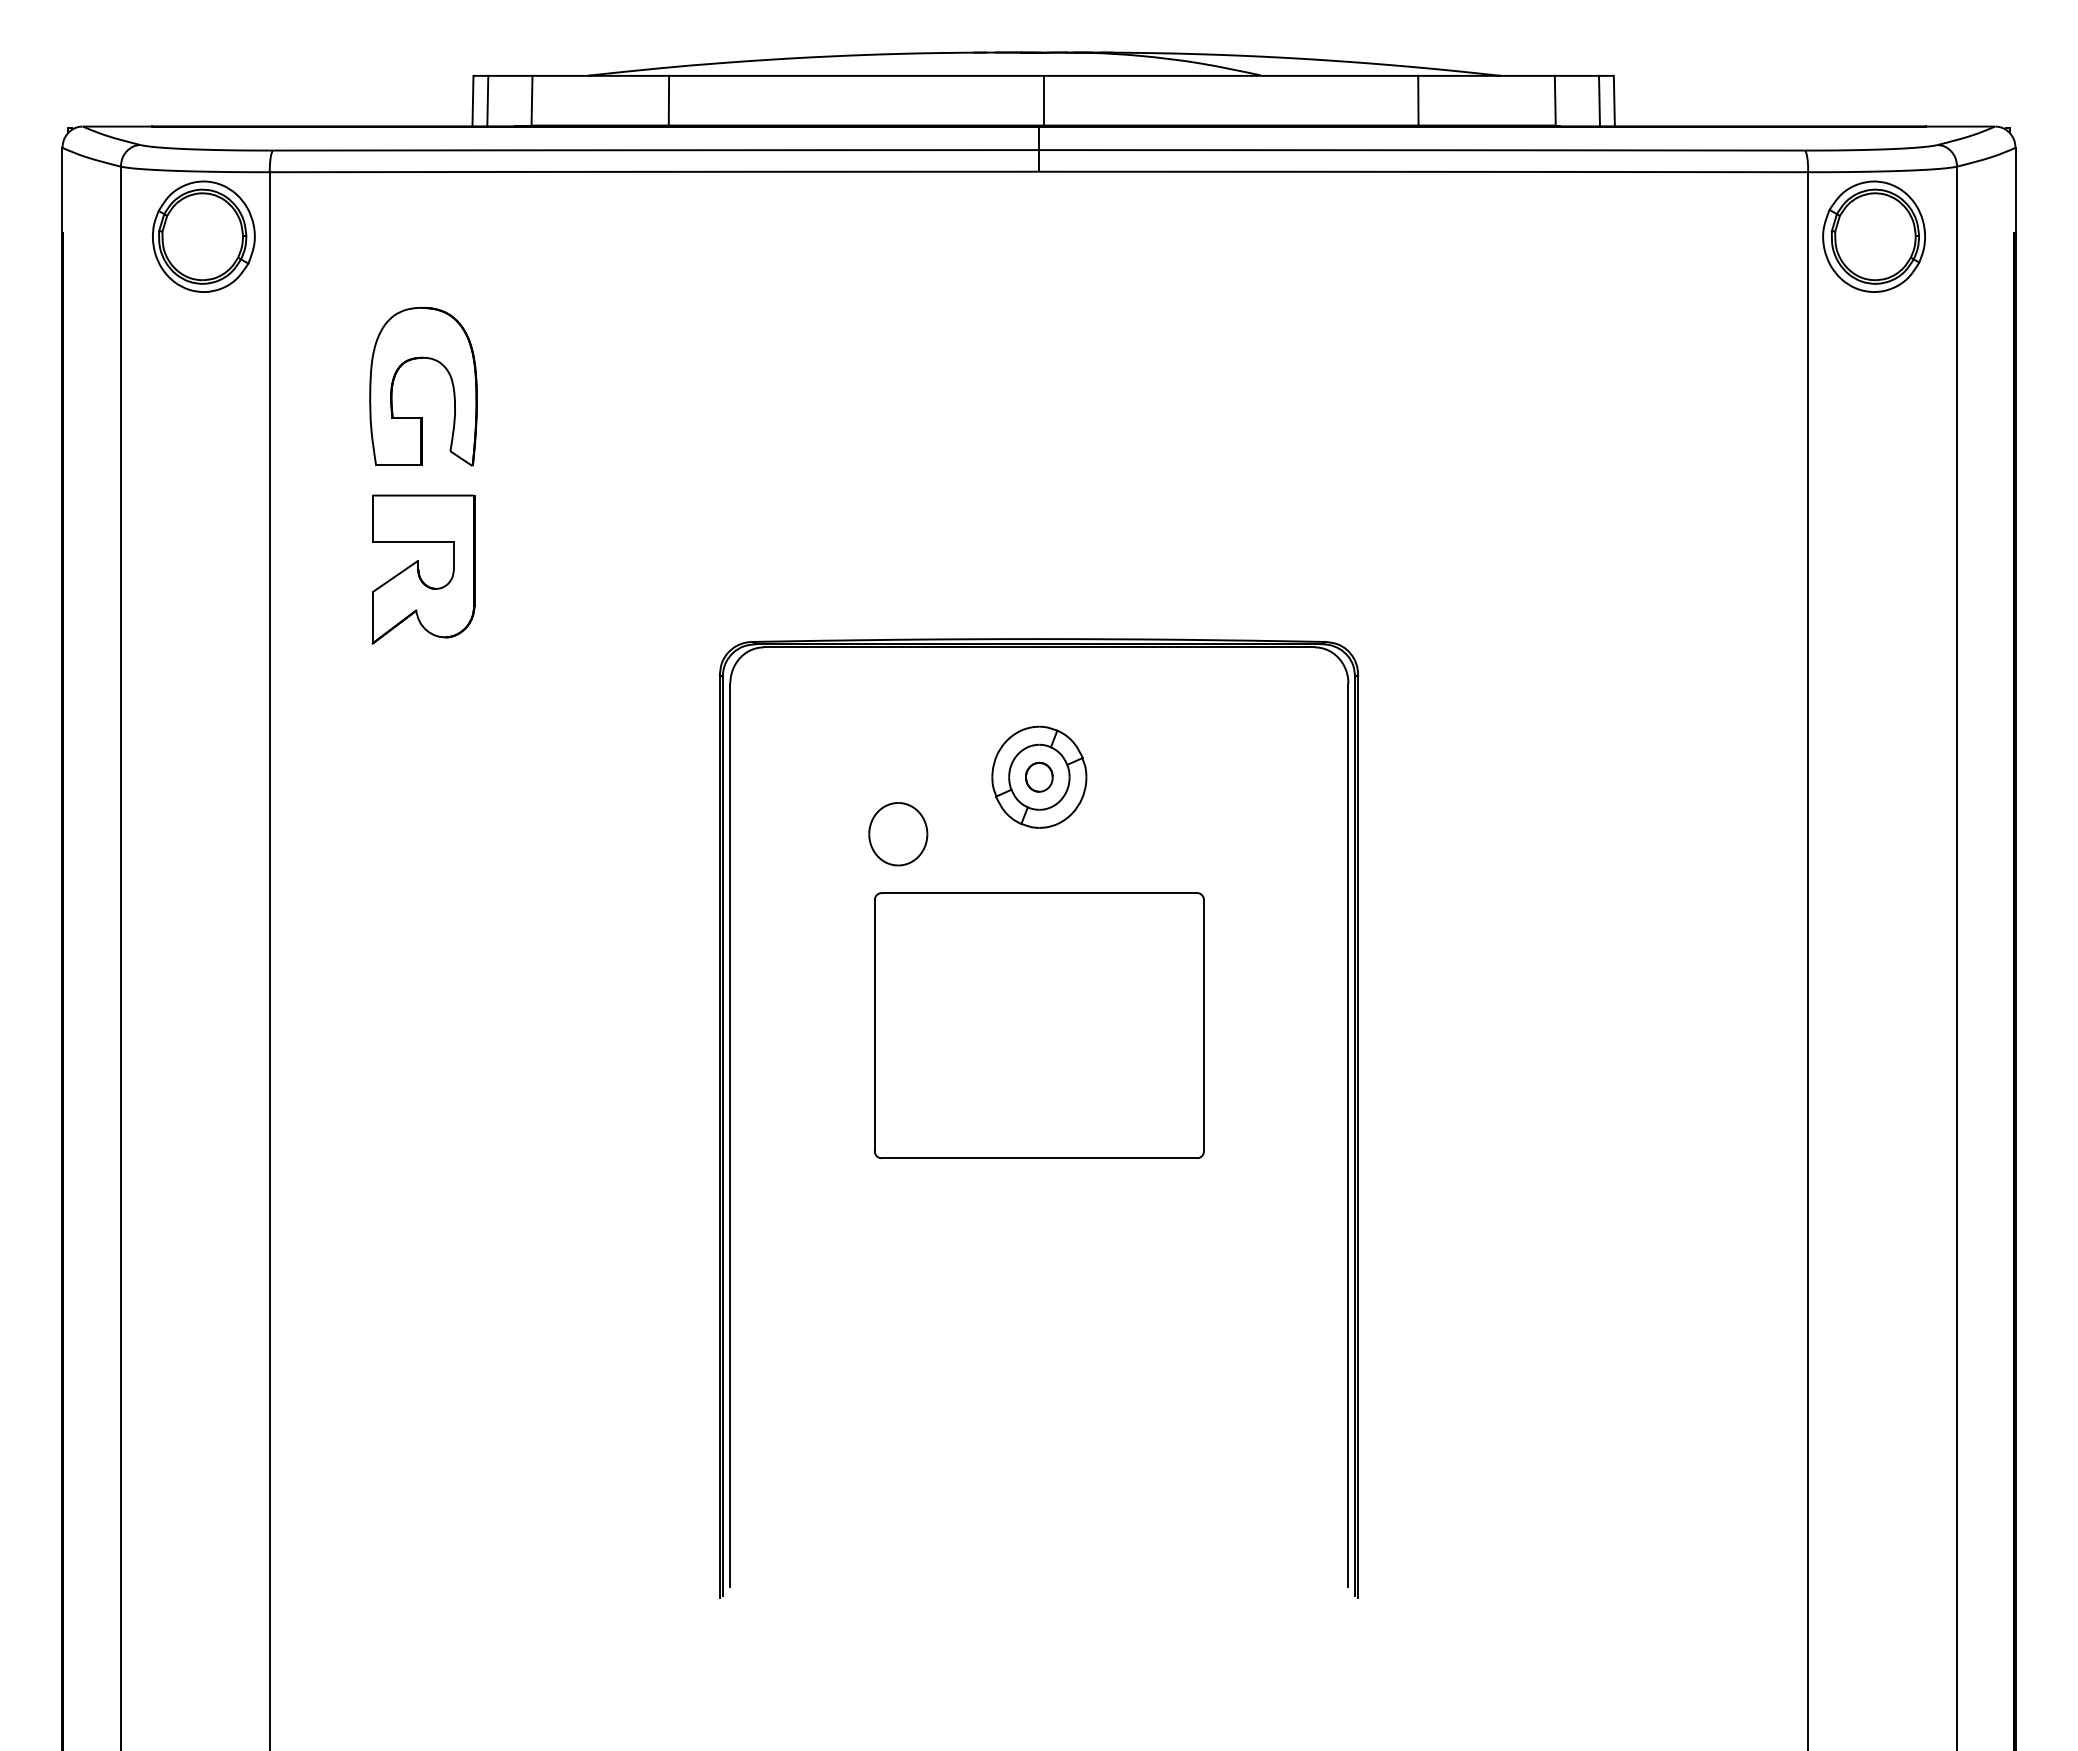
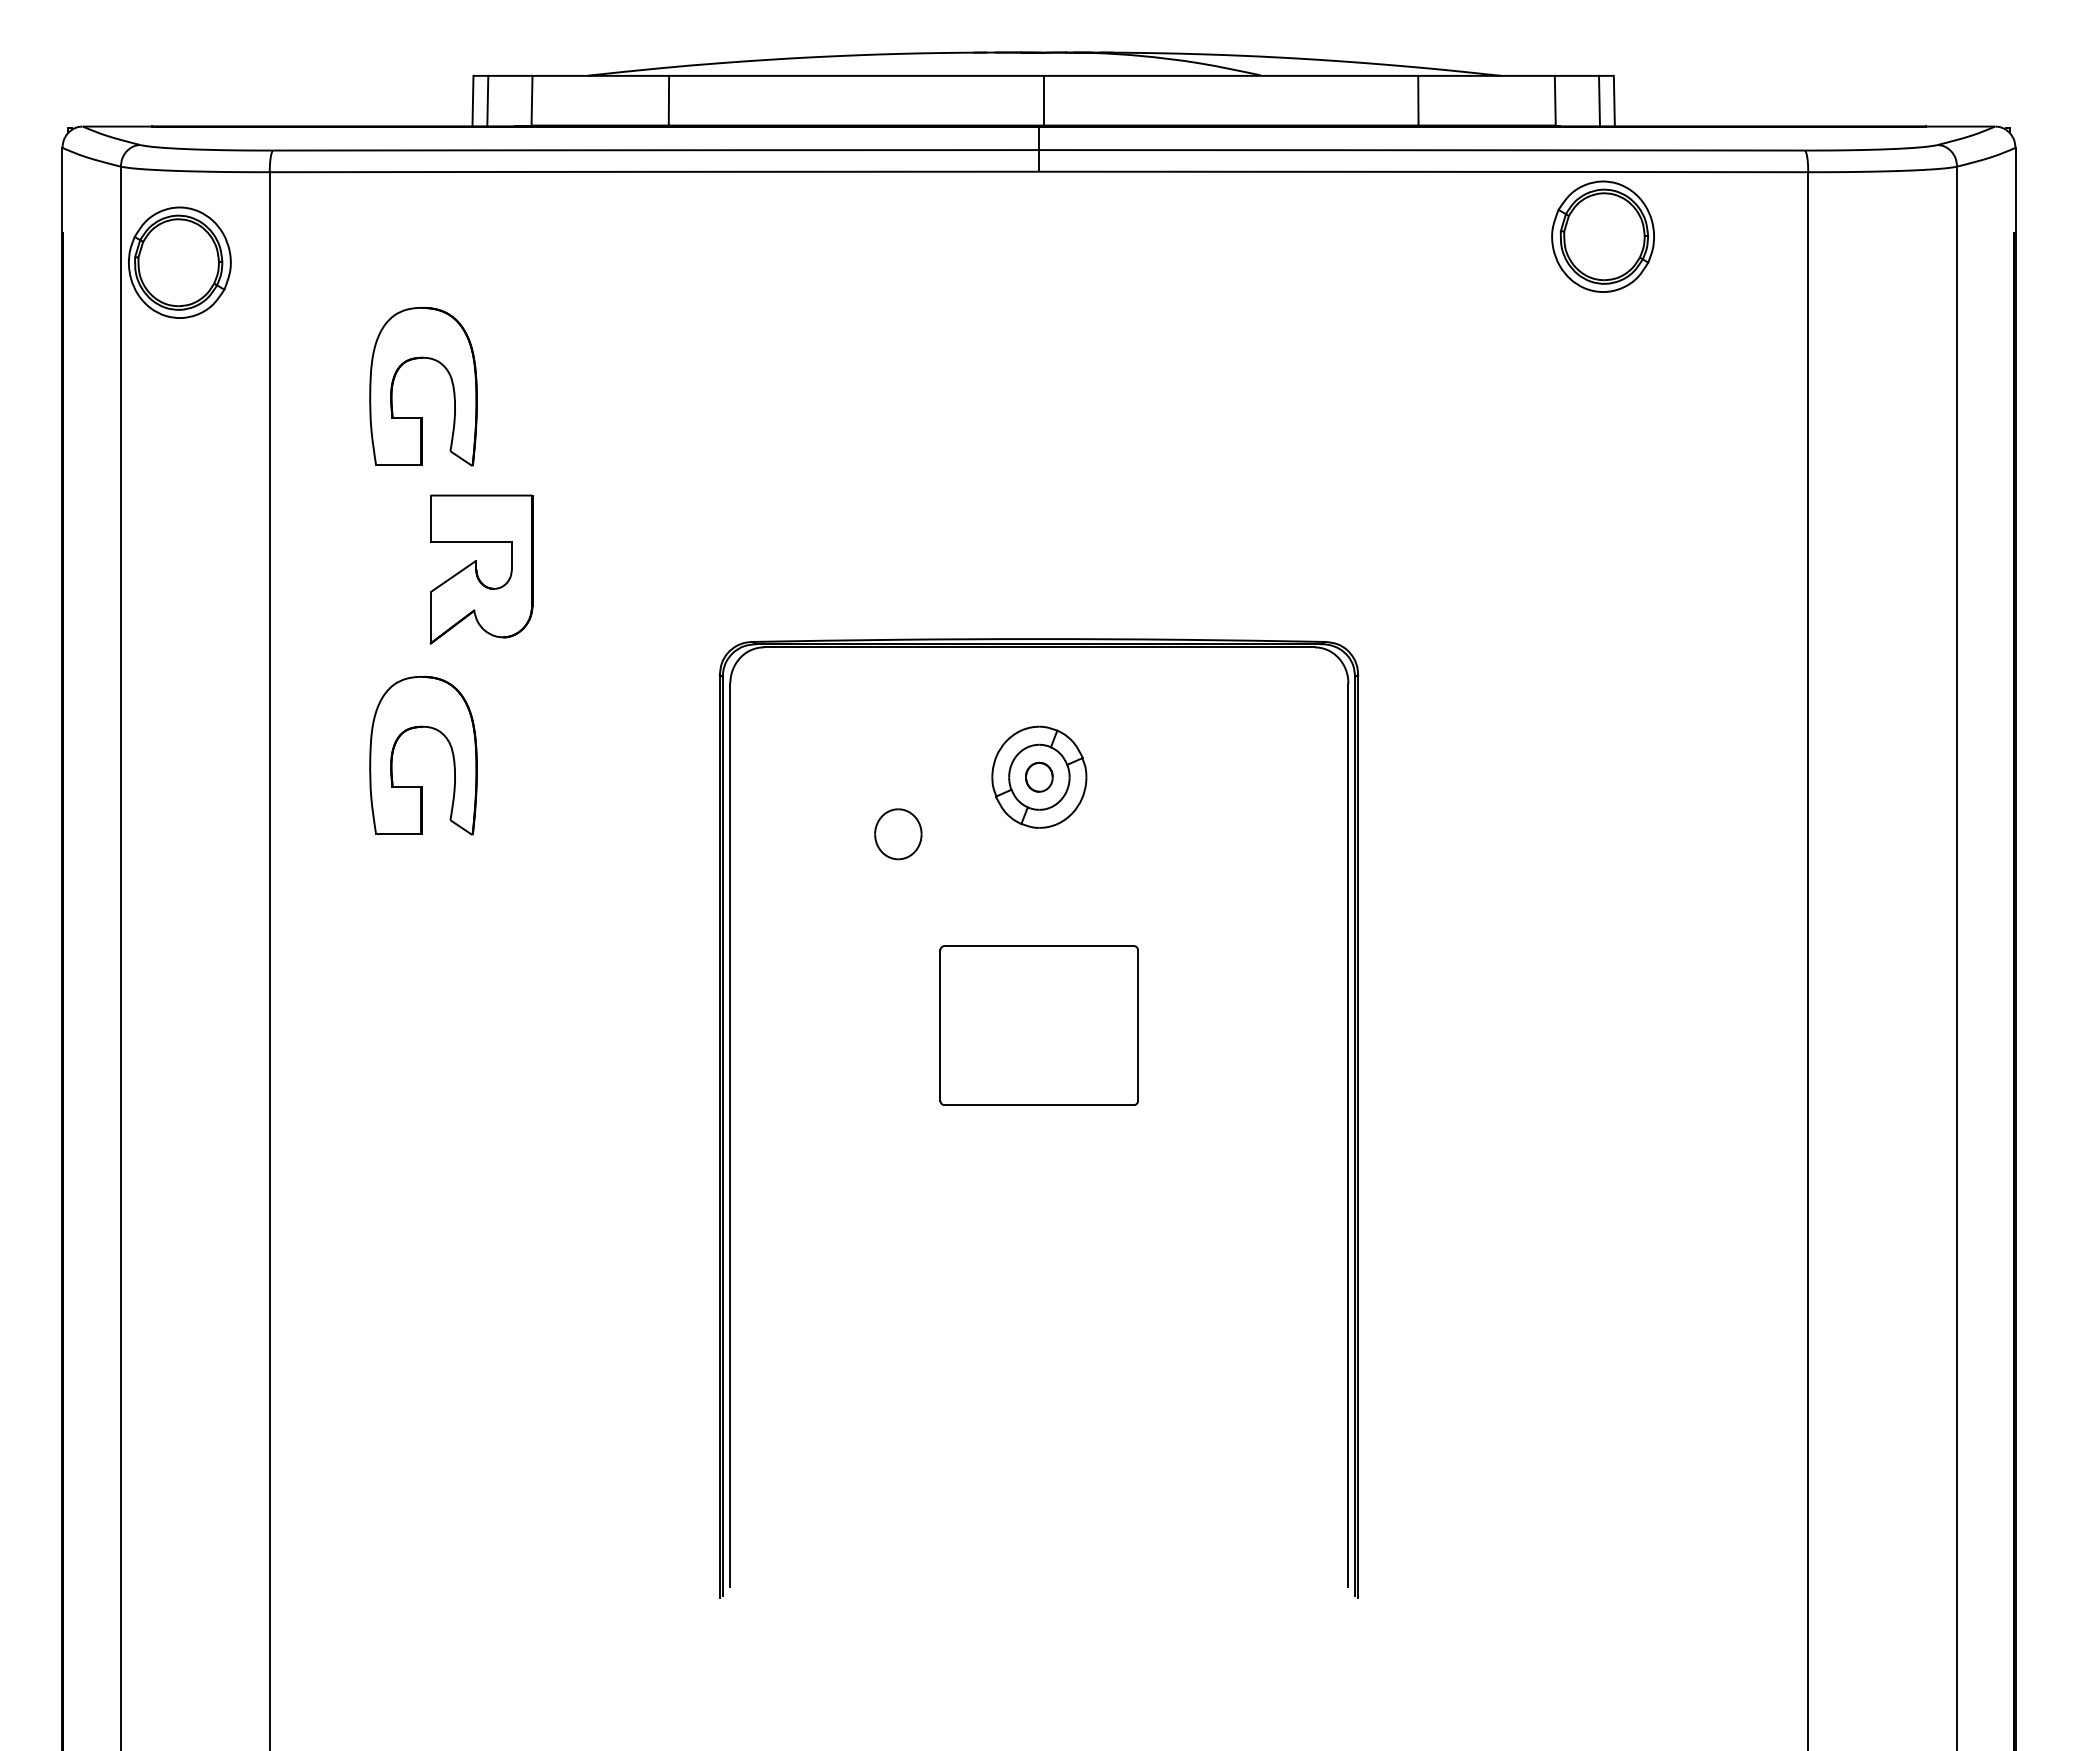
part position: (203, 236) -> (179, 262) (179, 262)
part position: (1873, 236) -> (1602, 236) (1602, 236)
part position: (423, 569) -> (481, 569) (481, 569)
part: none -> present (428, 728)
part size: 61x65 px -> 49x53 px (898, 834)
part size: 332x267 px -> 200x161 px (1038, 1025)
